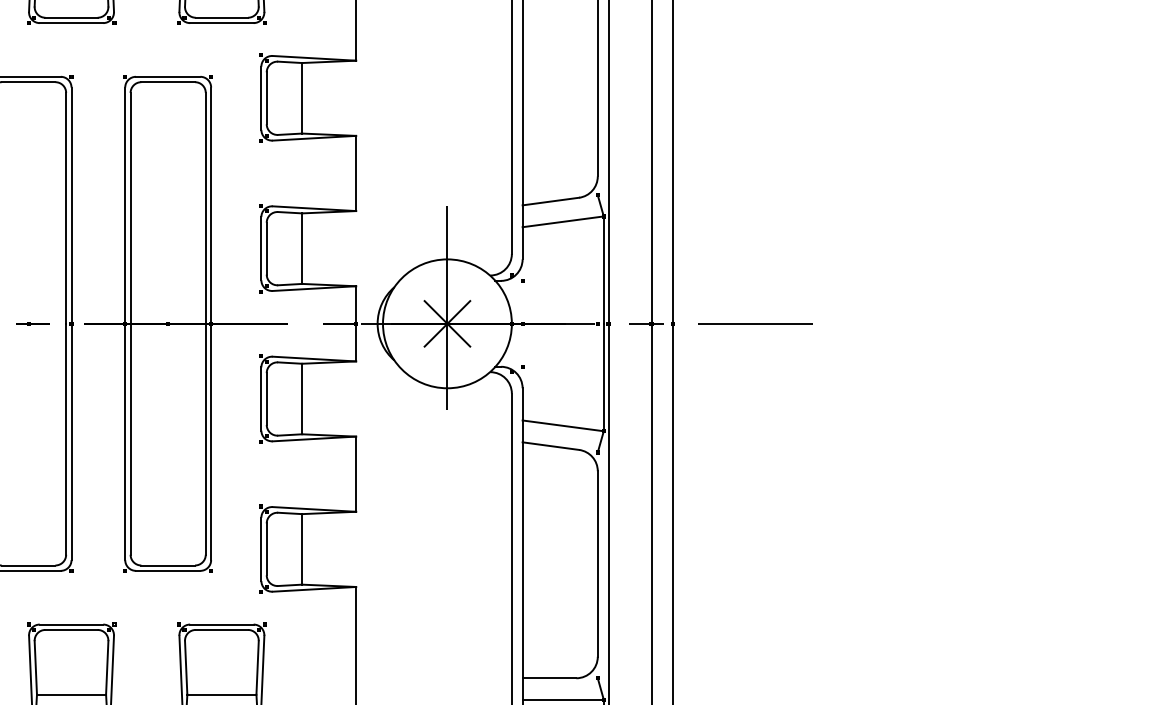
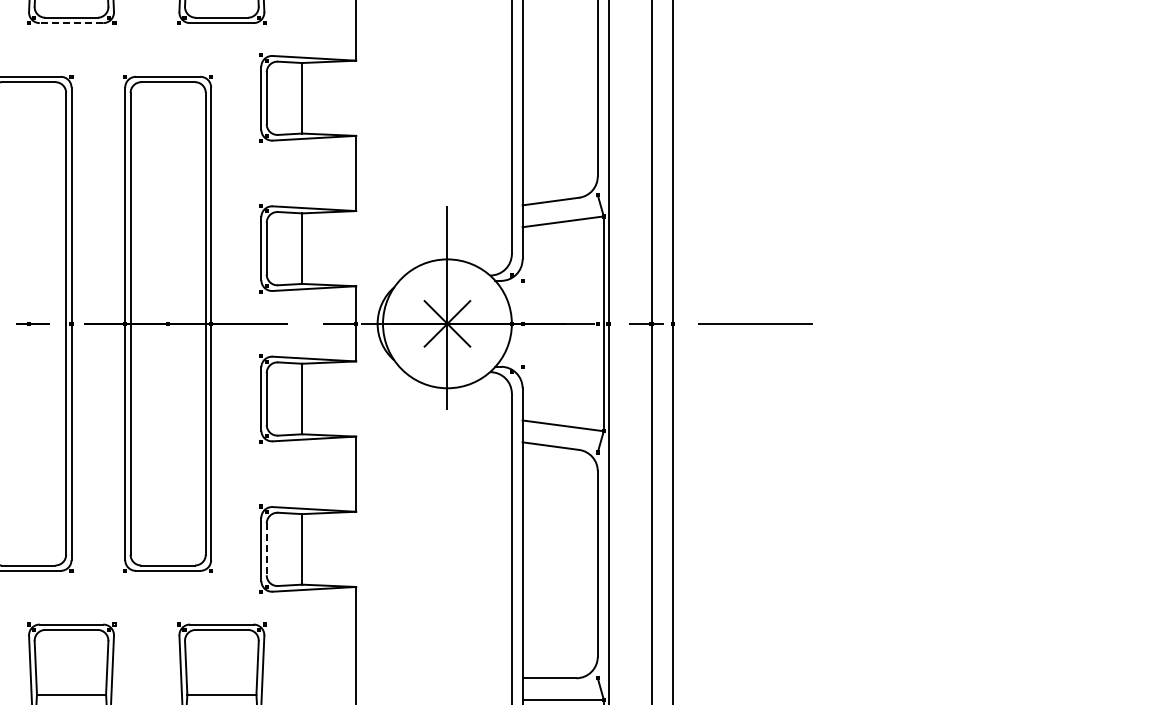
line: solid -> dashed (71, 23)
line: solid -> dashed (266, 549)
